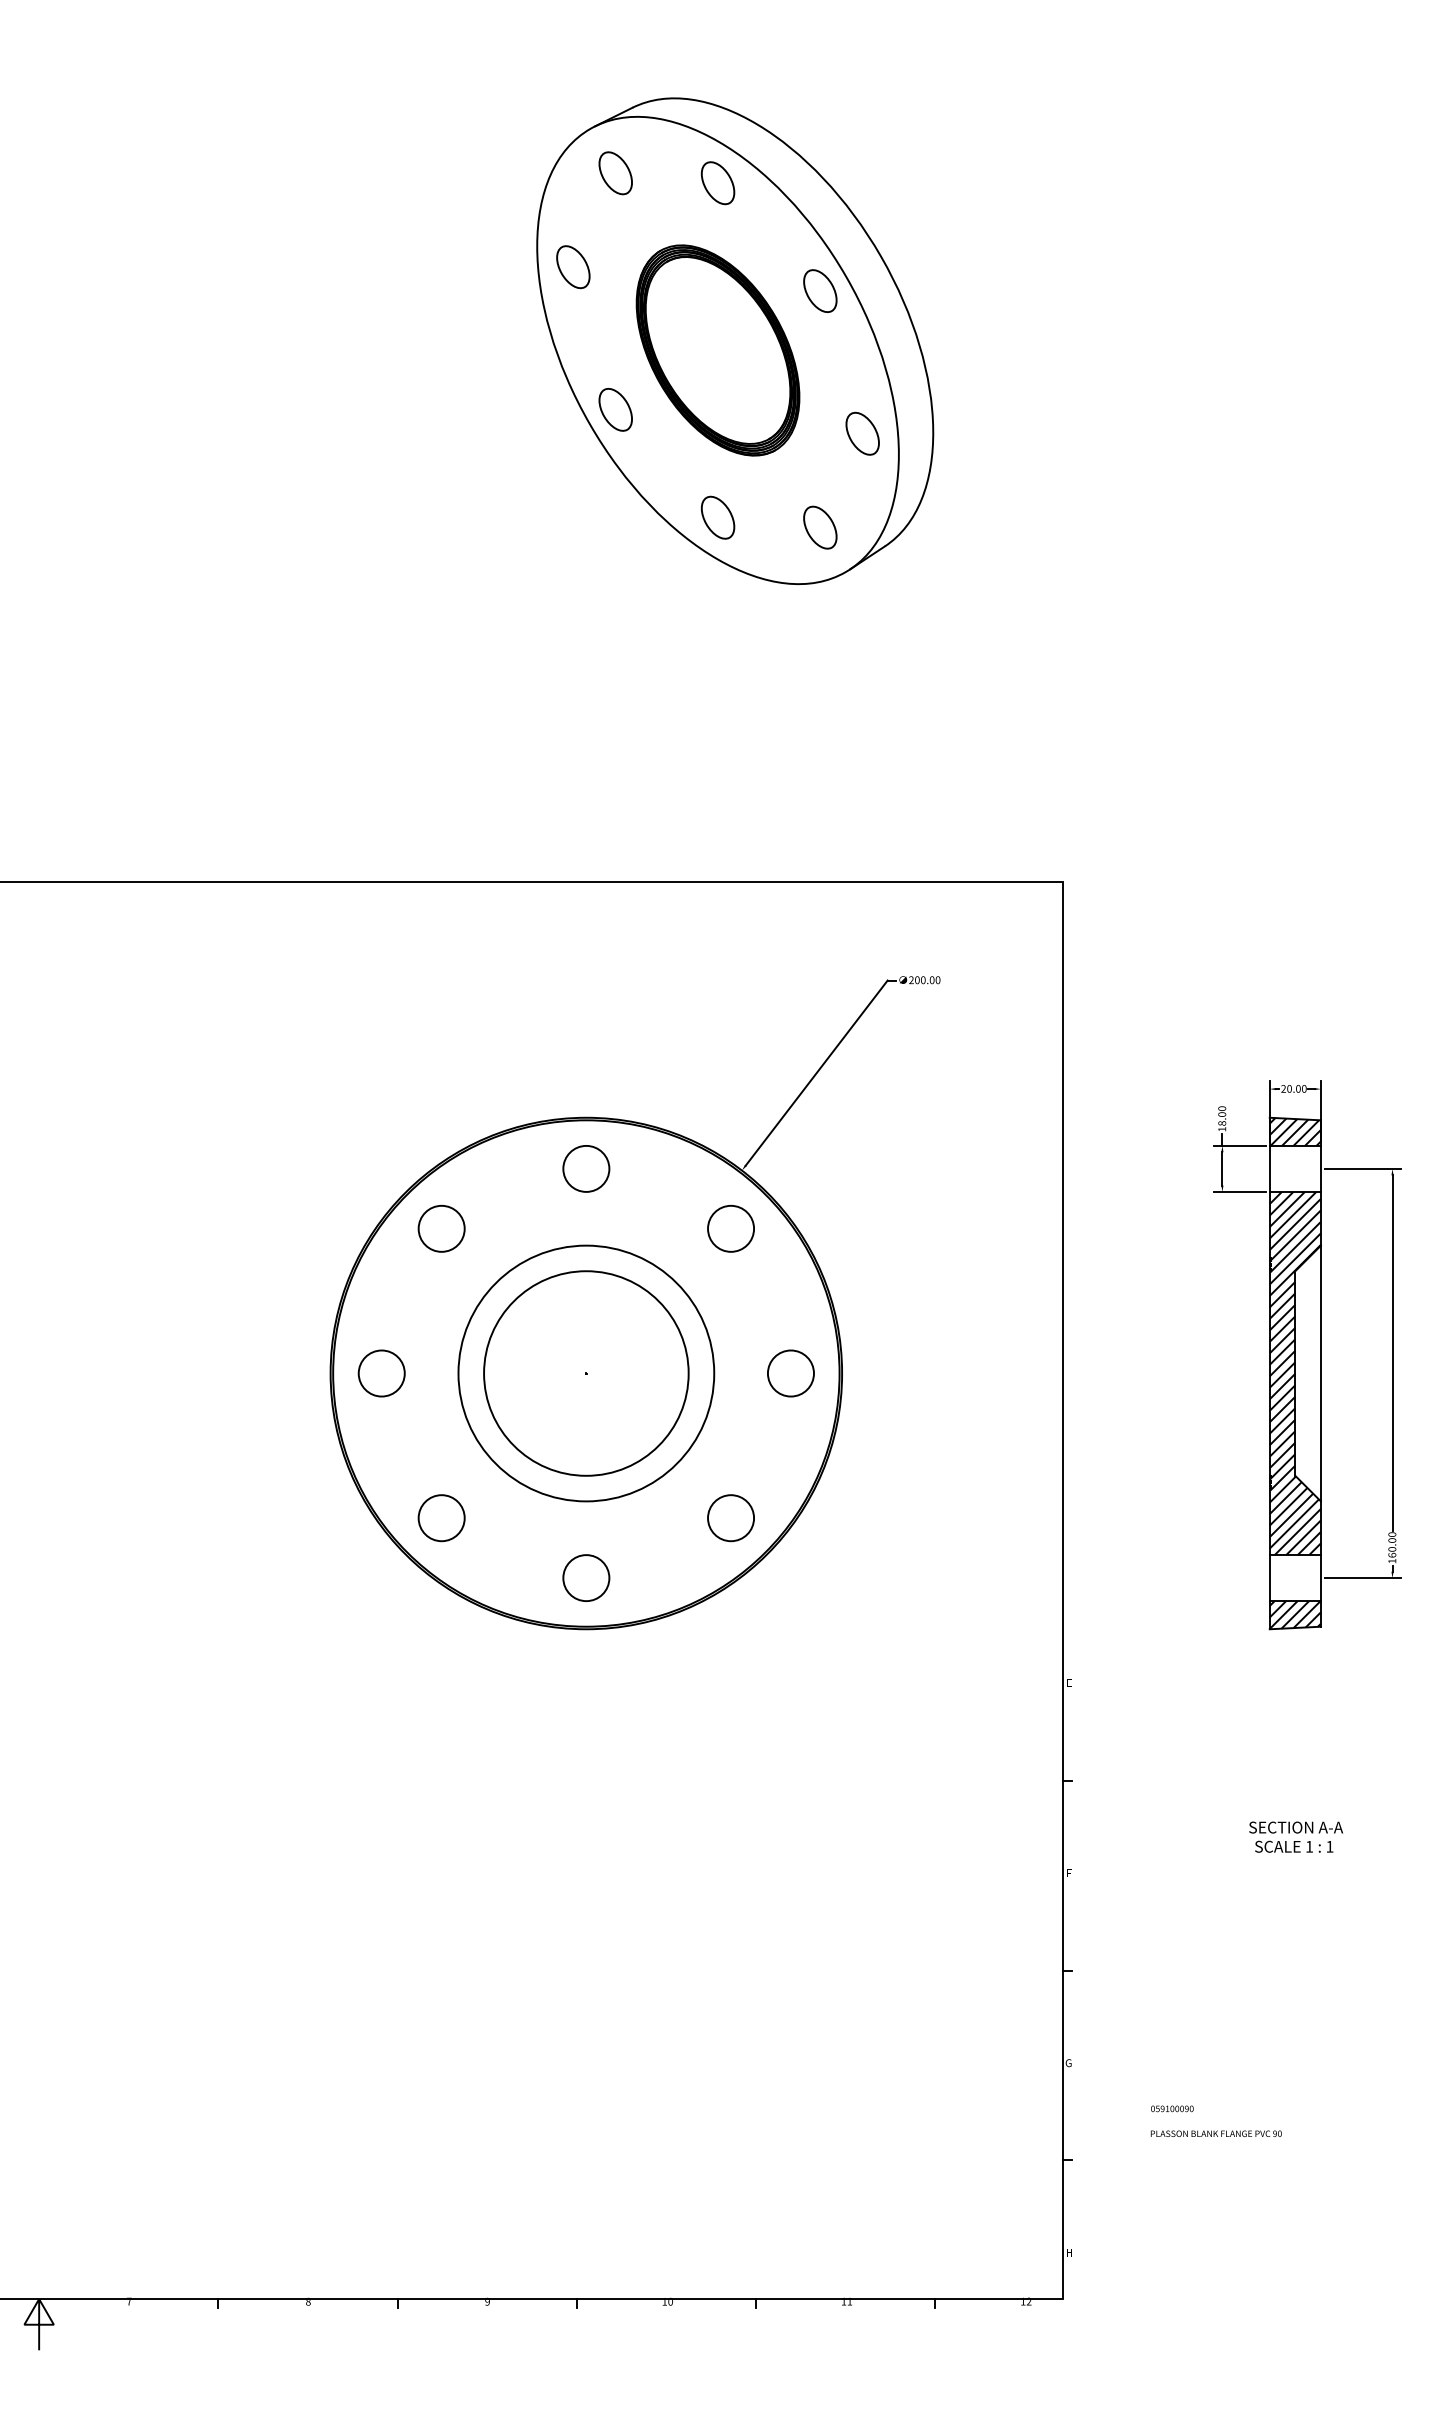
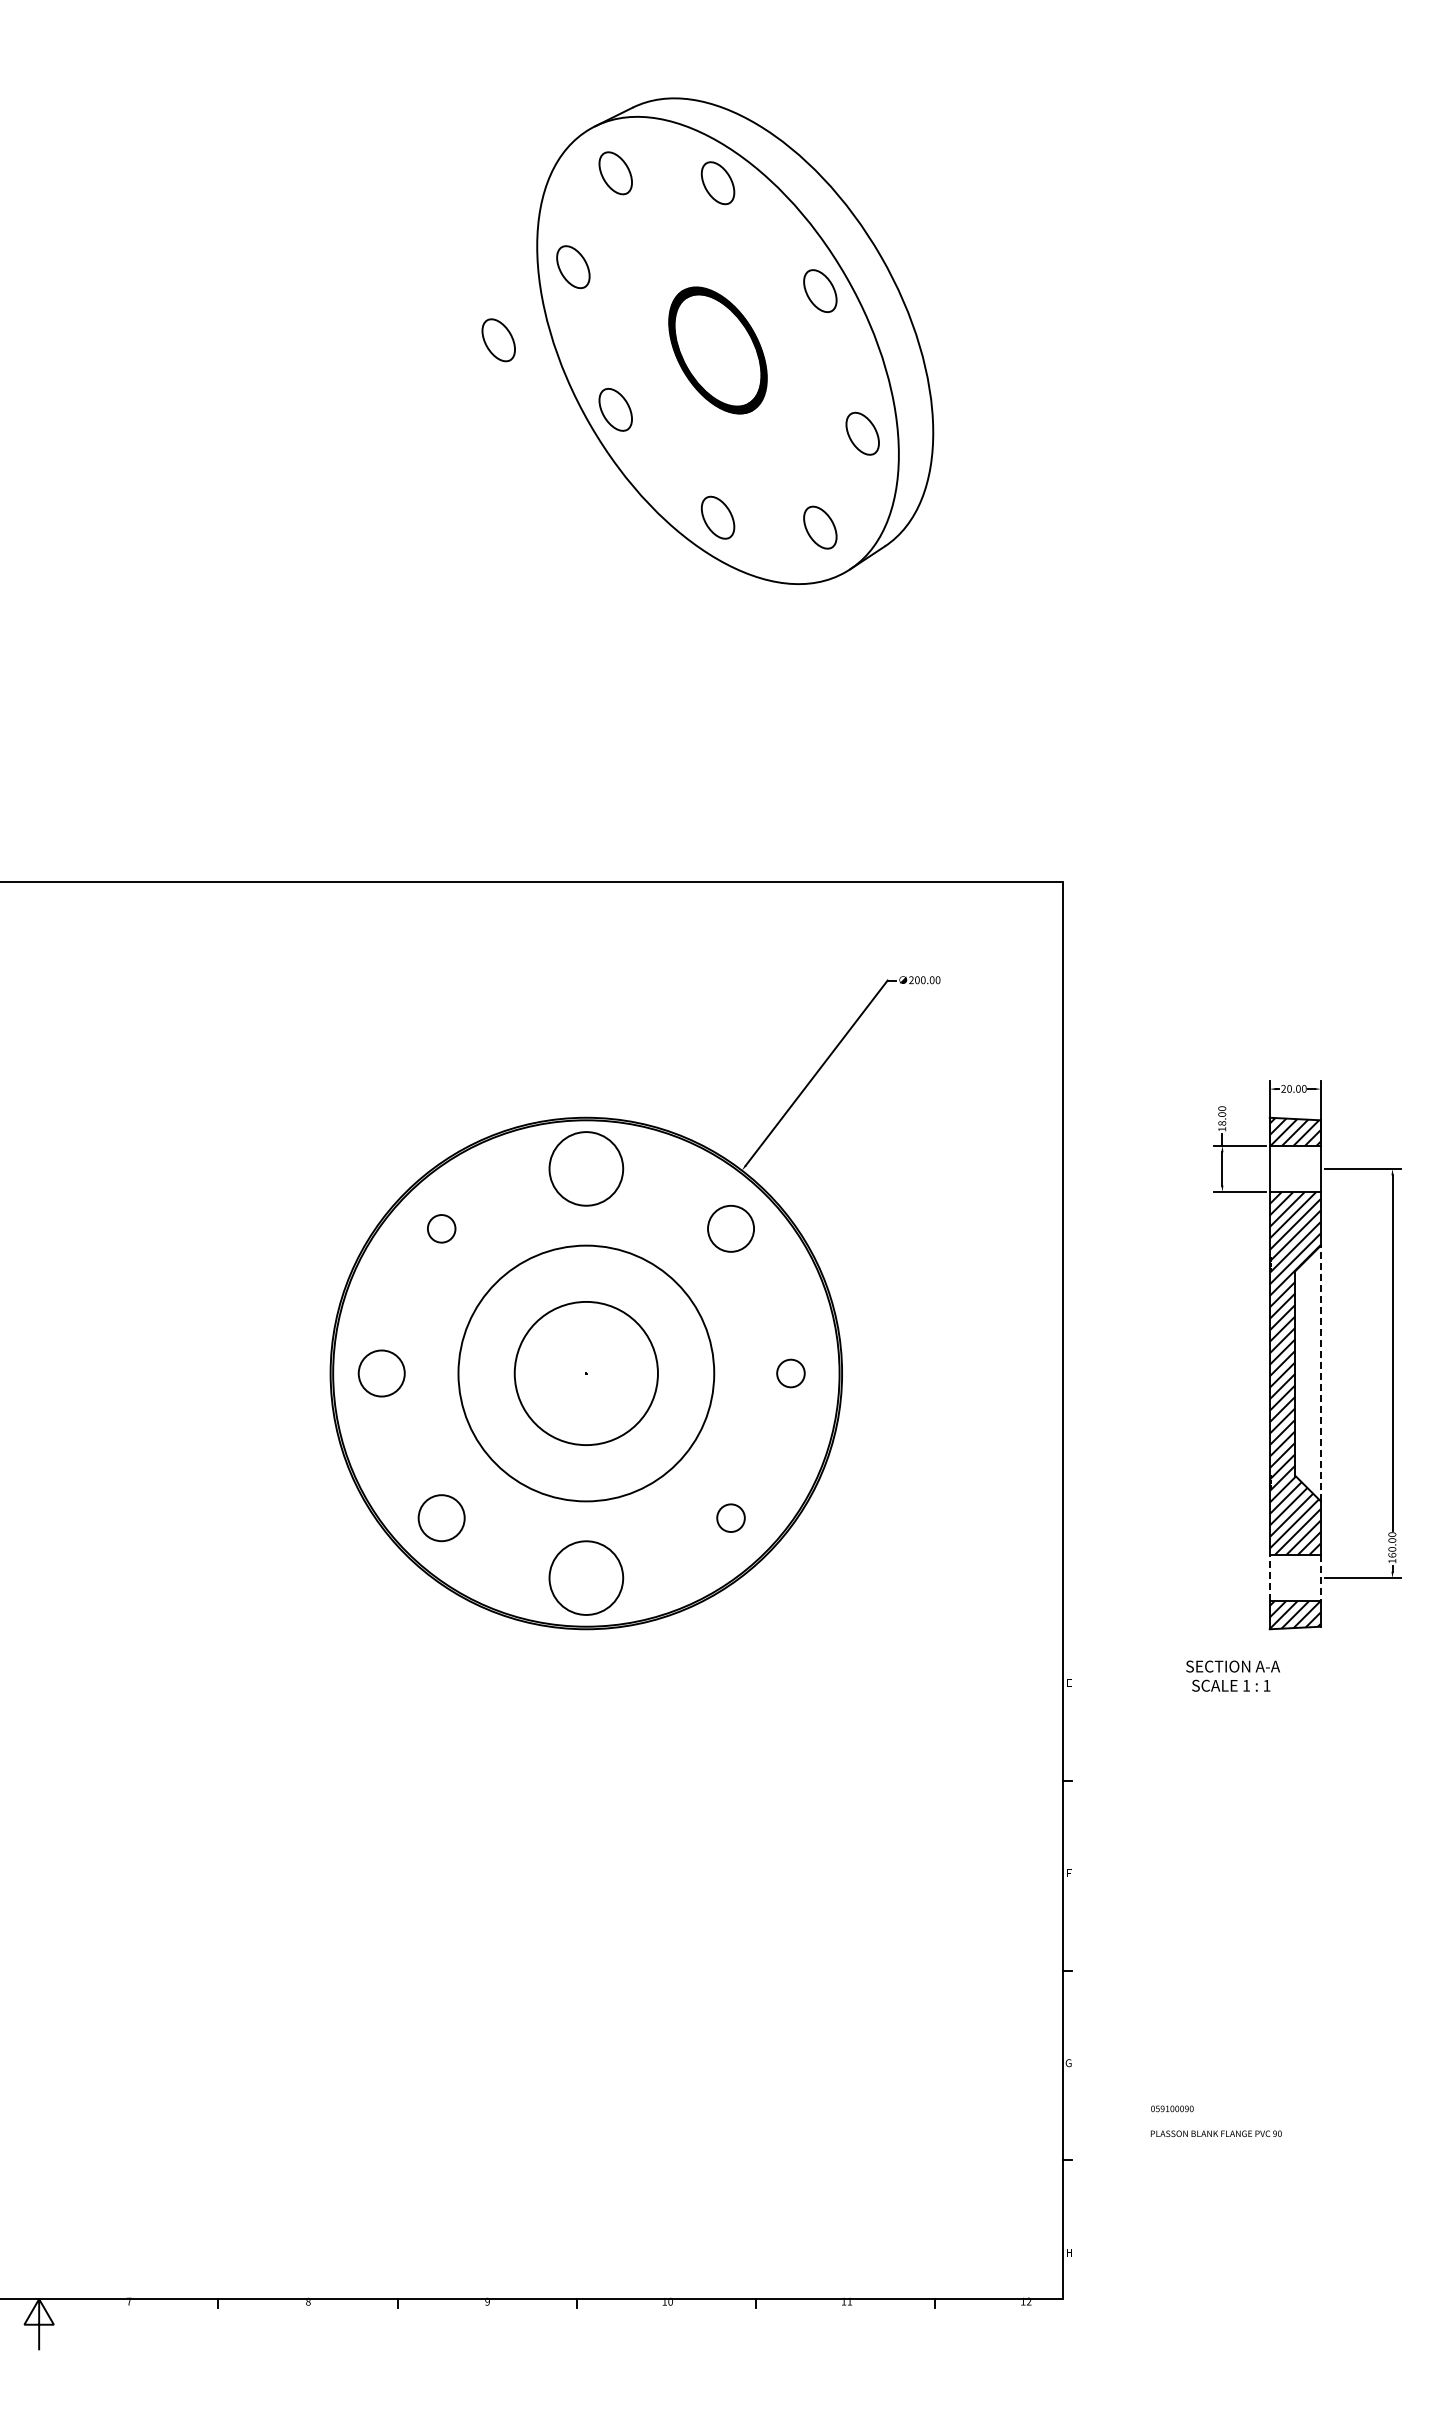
part: none -> present (498, 340)
part size: 166x213 px -> 100x129 px (717, 350)
circle diameter: 46 px -> 74 px (586, 1168)
circle diameter: 46 px -> 28 px (441, 1228)
circle diameter: 205 px -> 143 px (585, 1373)
circle diameter: 46 px -> 28 px (790, 1373)
line: solid -> dashed (1320, 1373)
circle diameter: 46 px -> 28 px (730, 1518)
line: solid -> dashed (1269, 1577)
circle diameter: 46 px -> 74 px (586, 1577)
line: solid -> dashed (1320, 1578)
text position: (1295, 1836) -> (1232, 1675) (1232, 1675)
